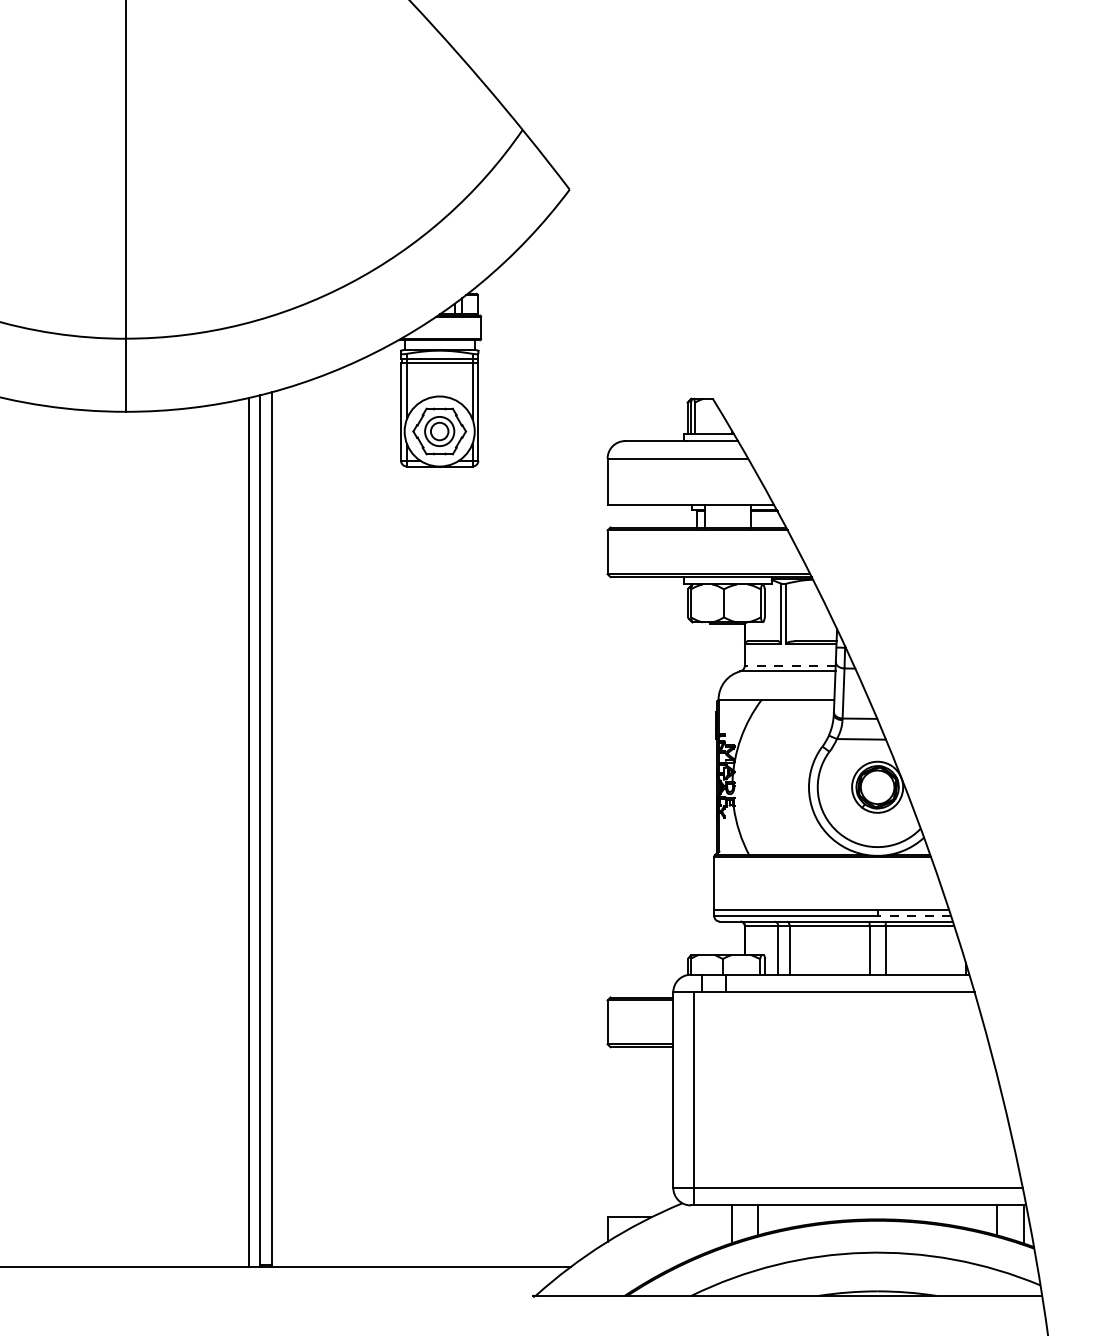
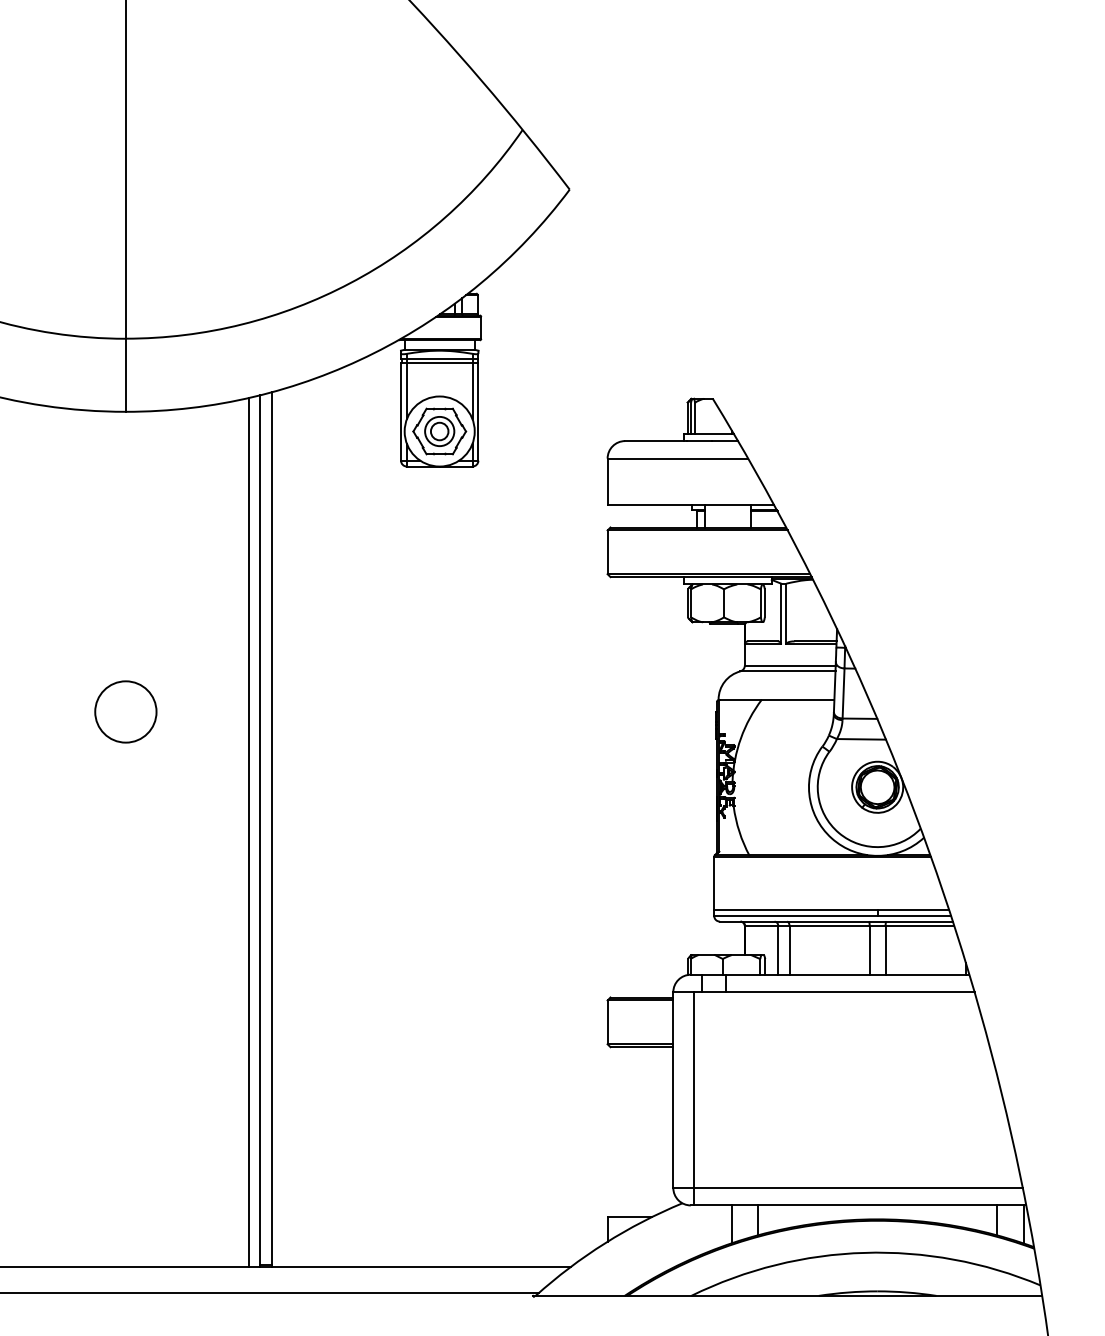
line: dashed -> solid (789, 665)
circle: none -> present (125, 711)
line: dashed -> solid (914, 915)
line: none -> present (270, 1293)
